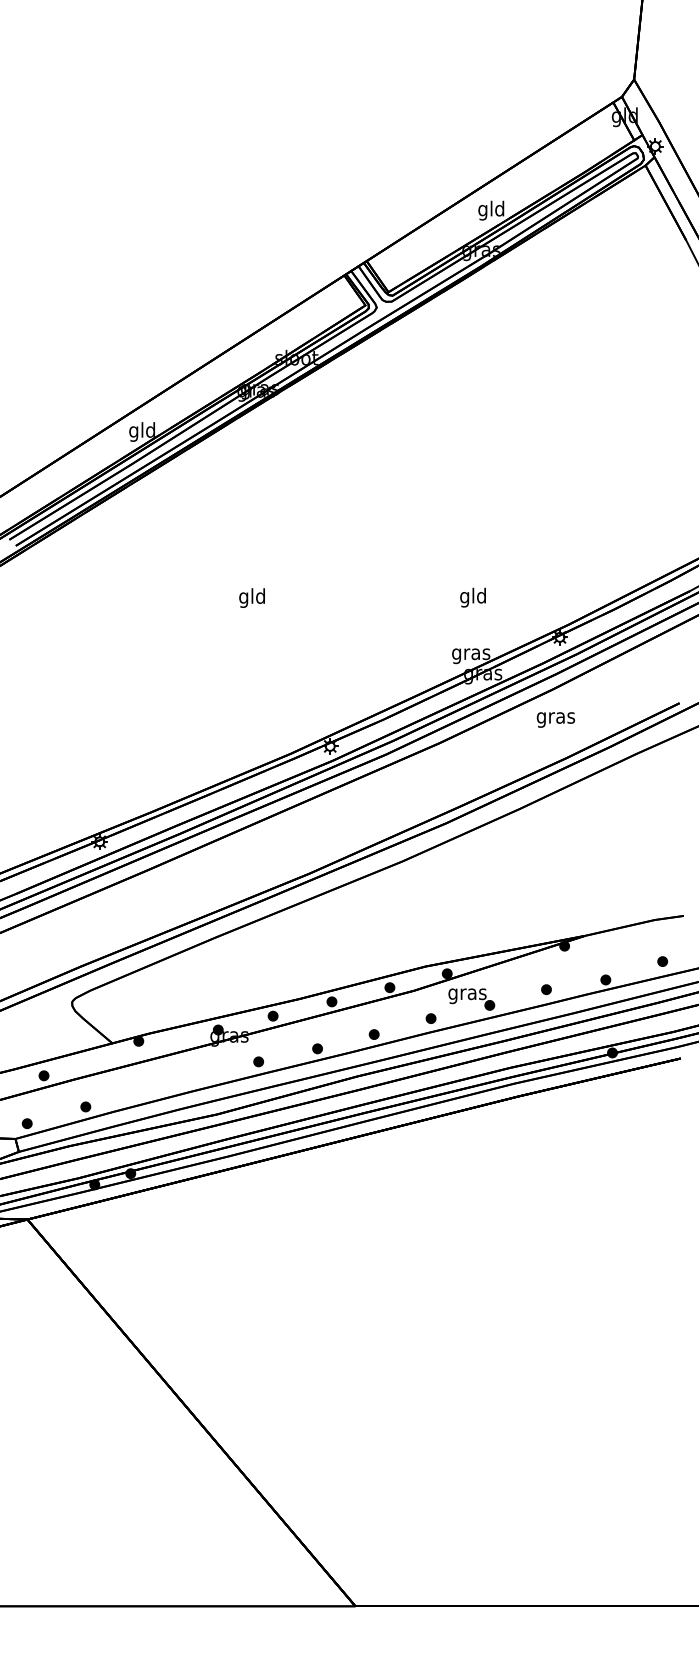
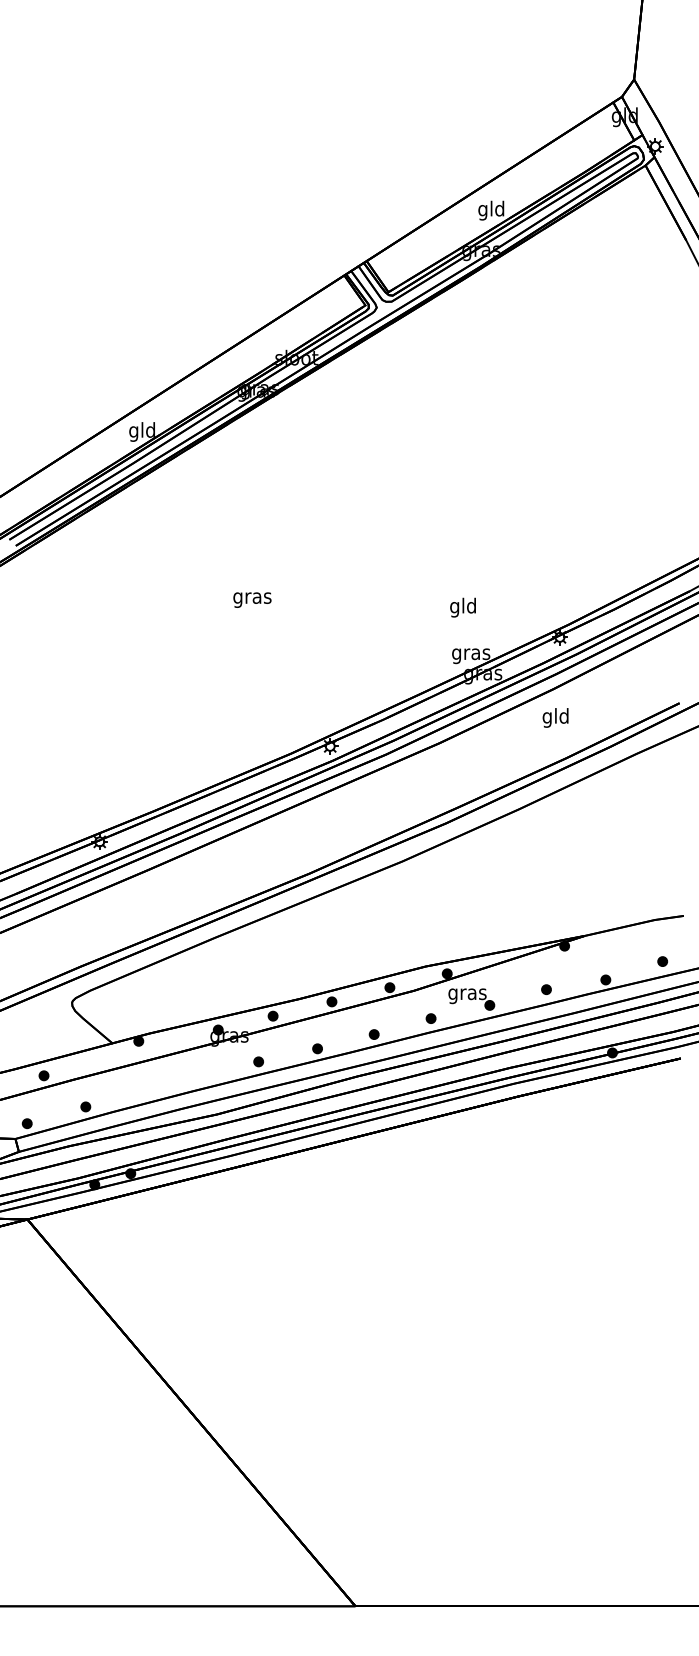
text: gld -> gras (252, 597)
text position: (472, 597) -> (462, 607) (462, 607)
text: gras -> gld (555, 717)
